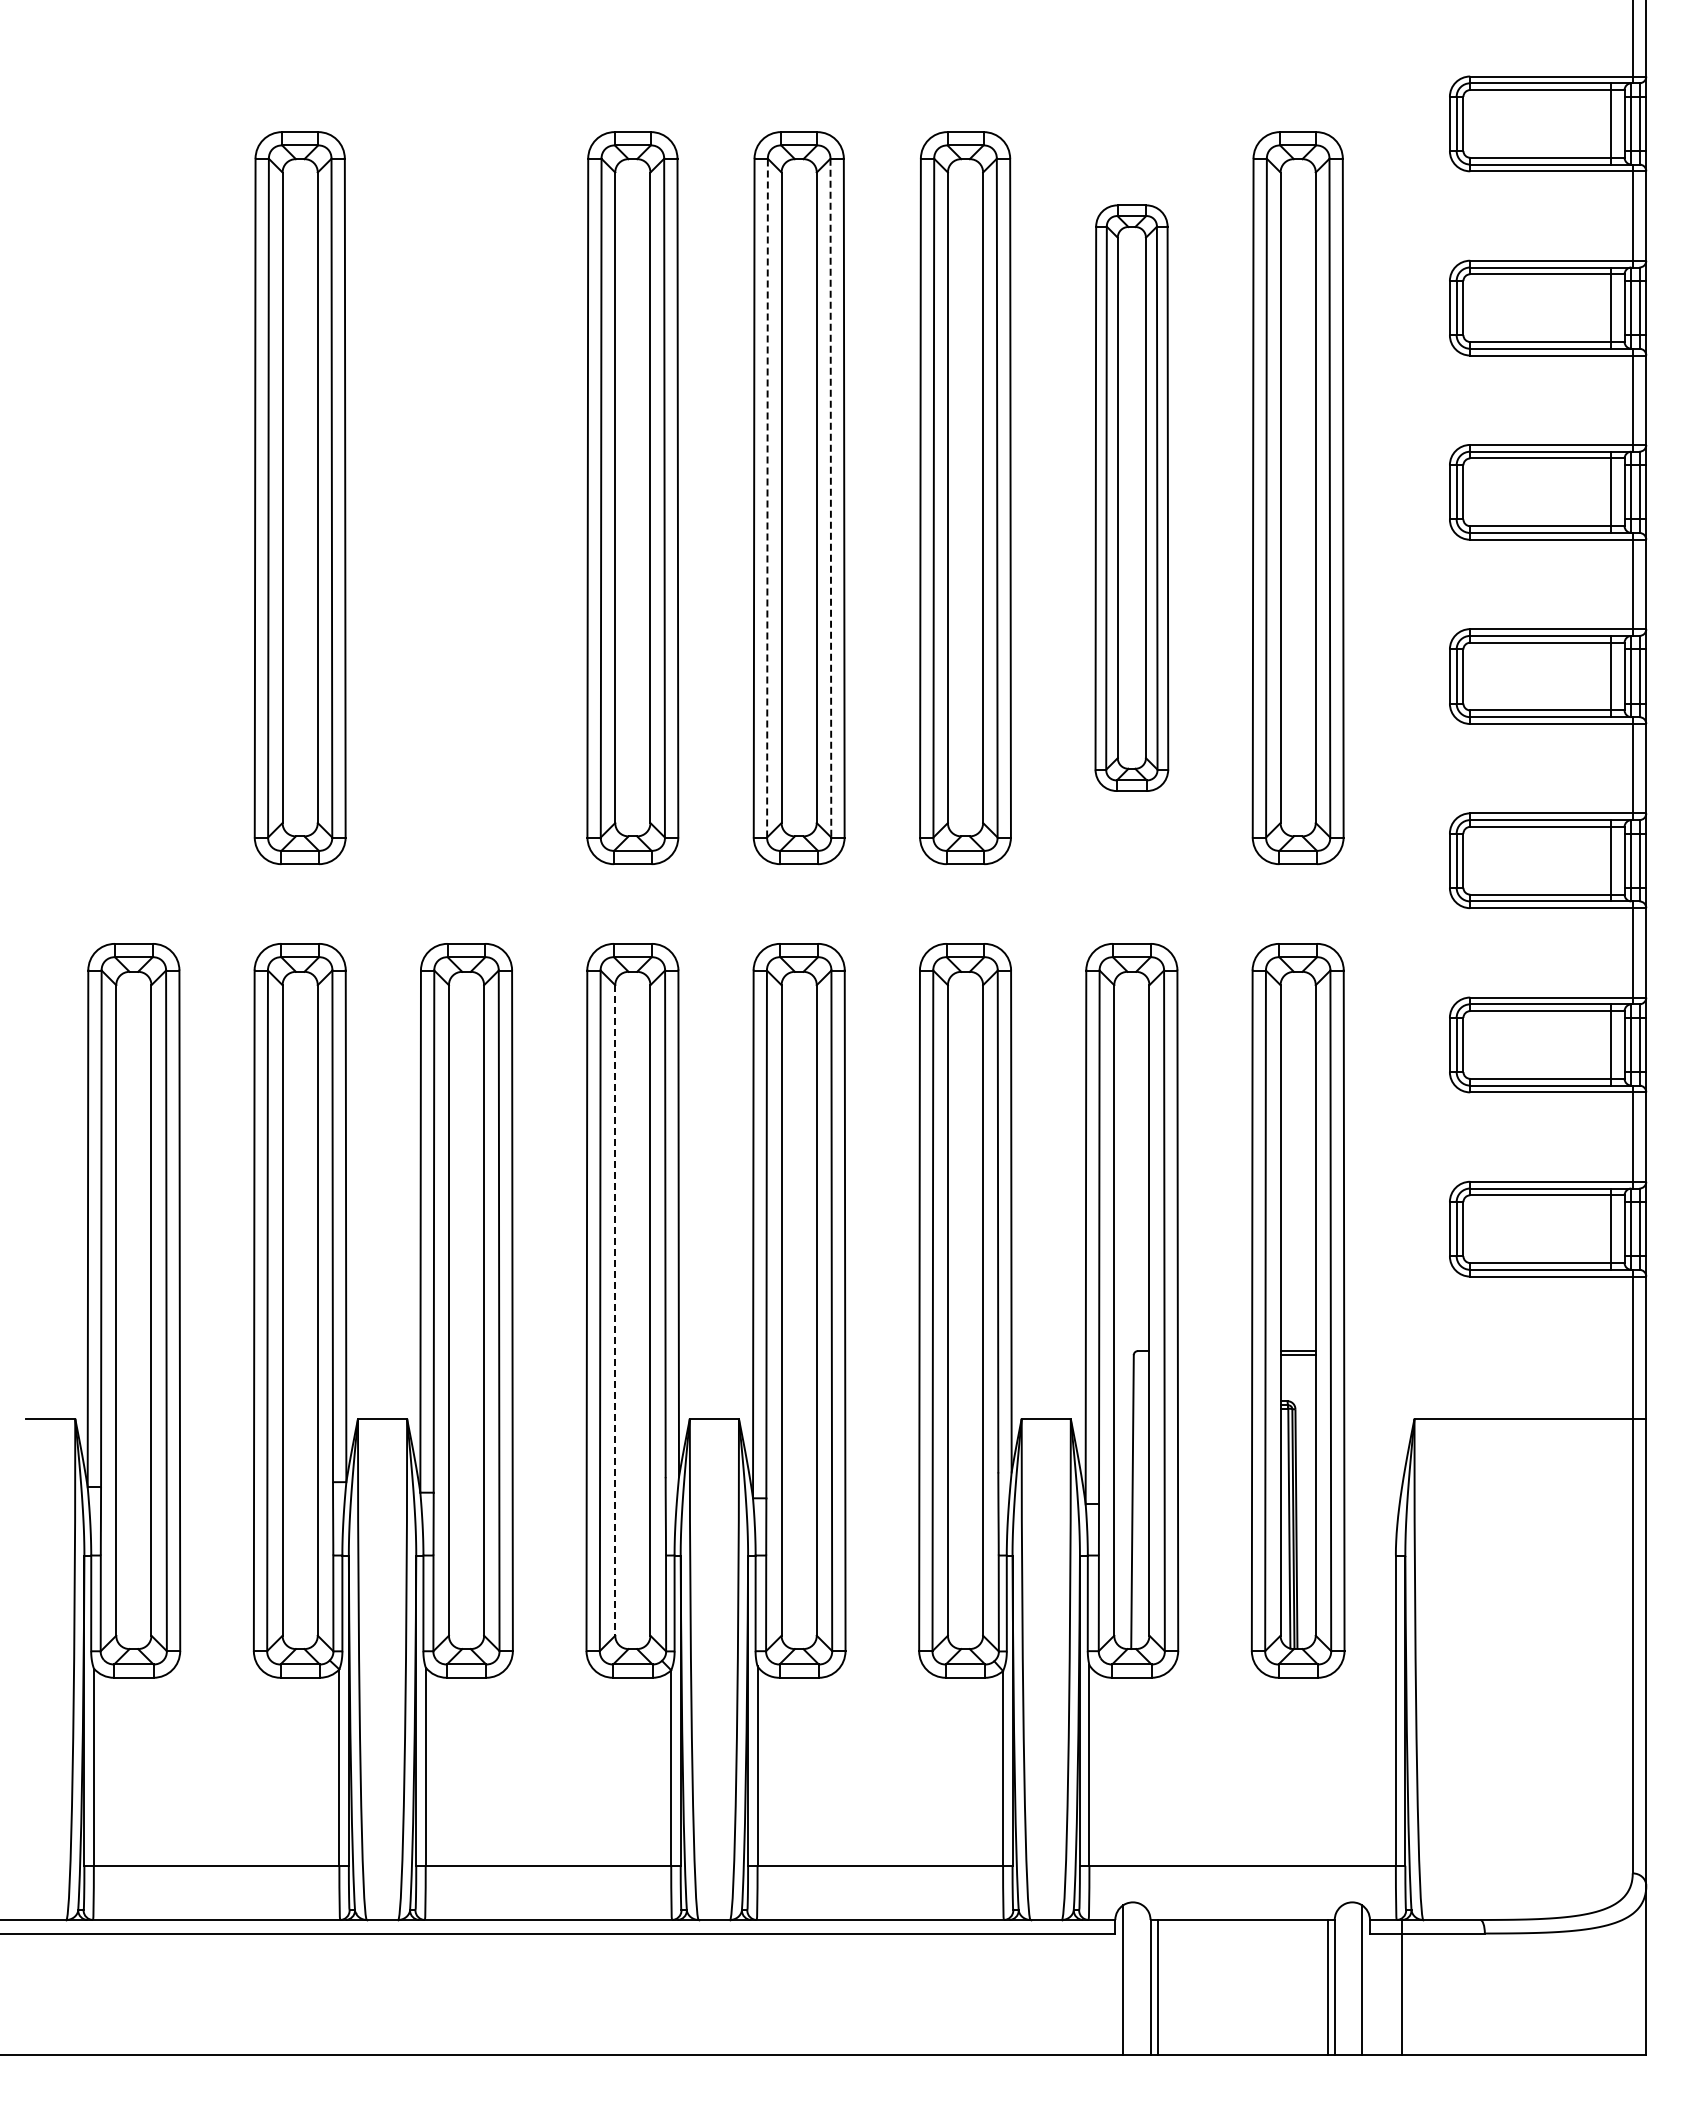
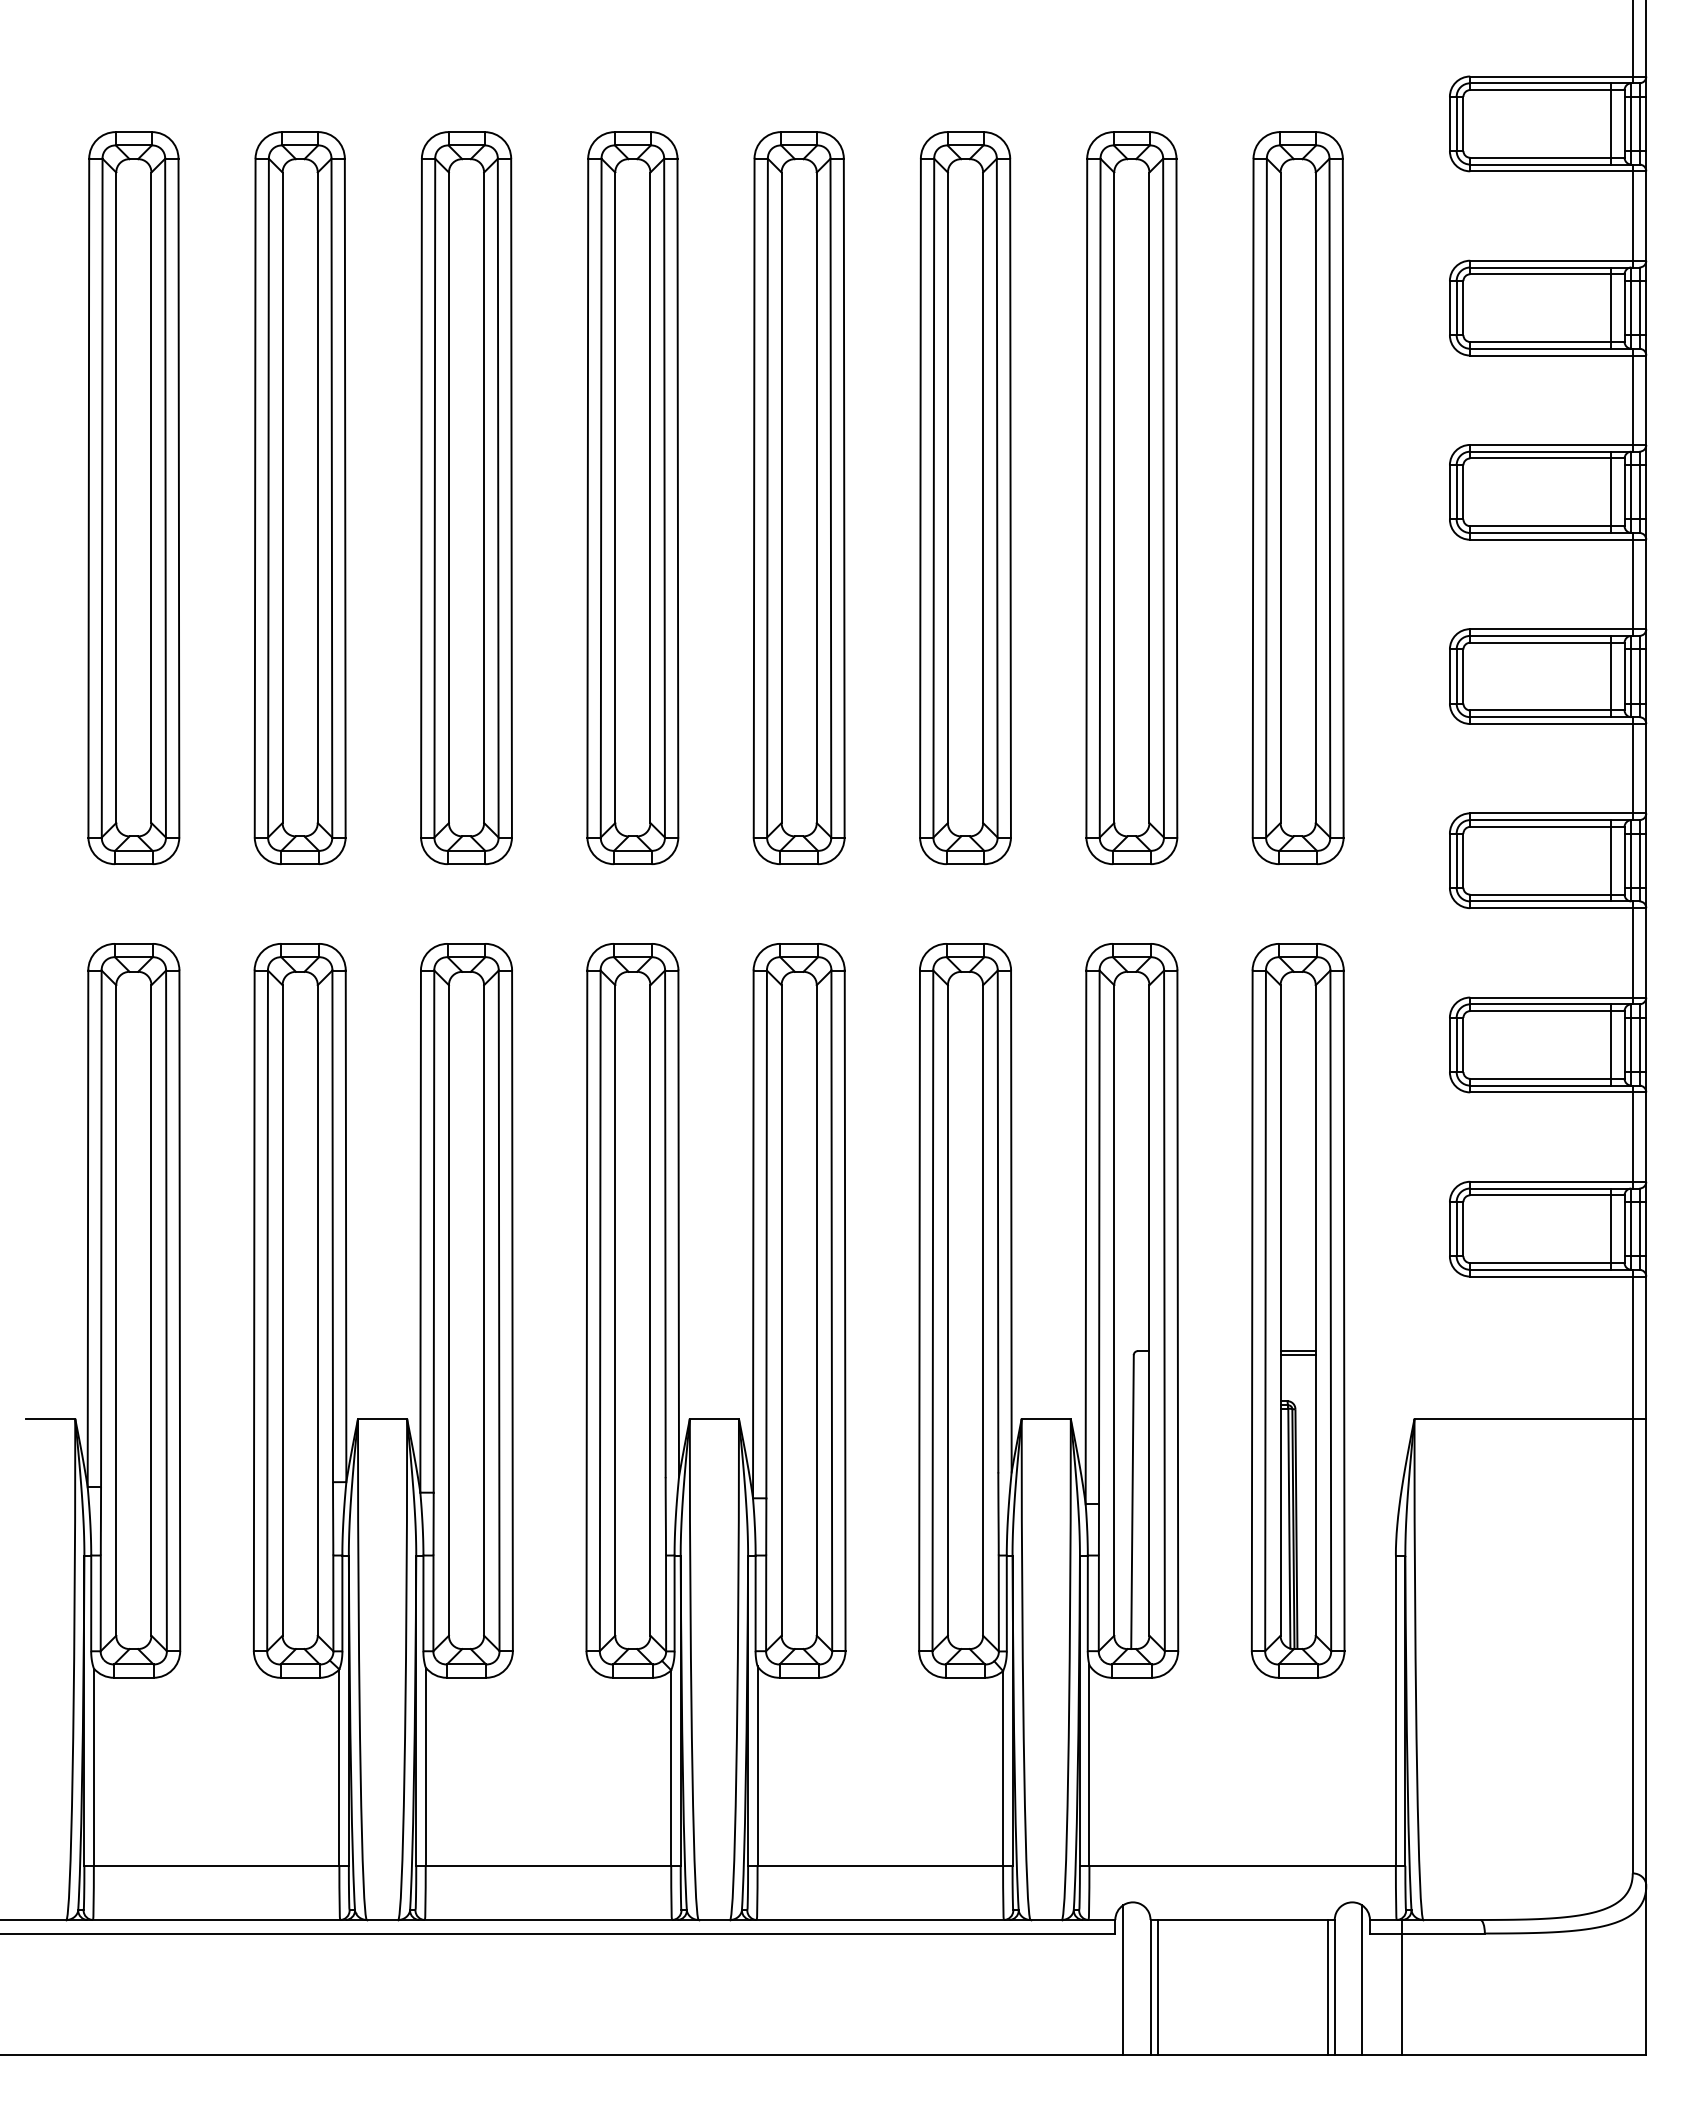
part: none -> present (466, 497)
line: dashed -> solid (767, 497)
part size: 76x588 px -> 94x735 px (1131, 498)
part: none -> present (133, 498)
line: dashed -> solid (830, 498)
line: dashed -> solid (615, 1310)
